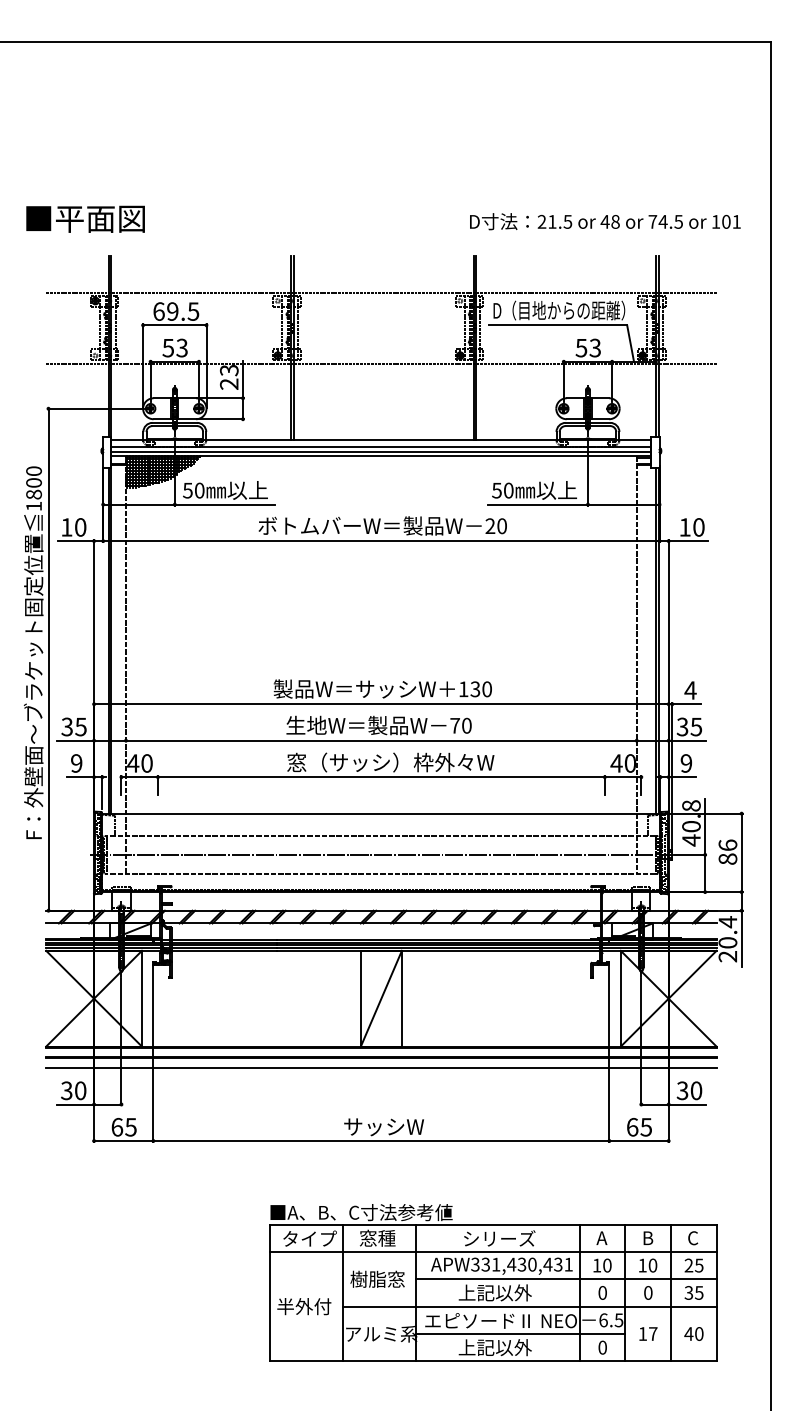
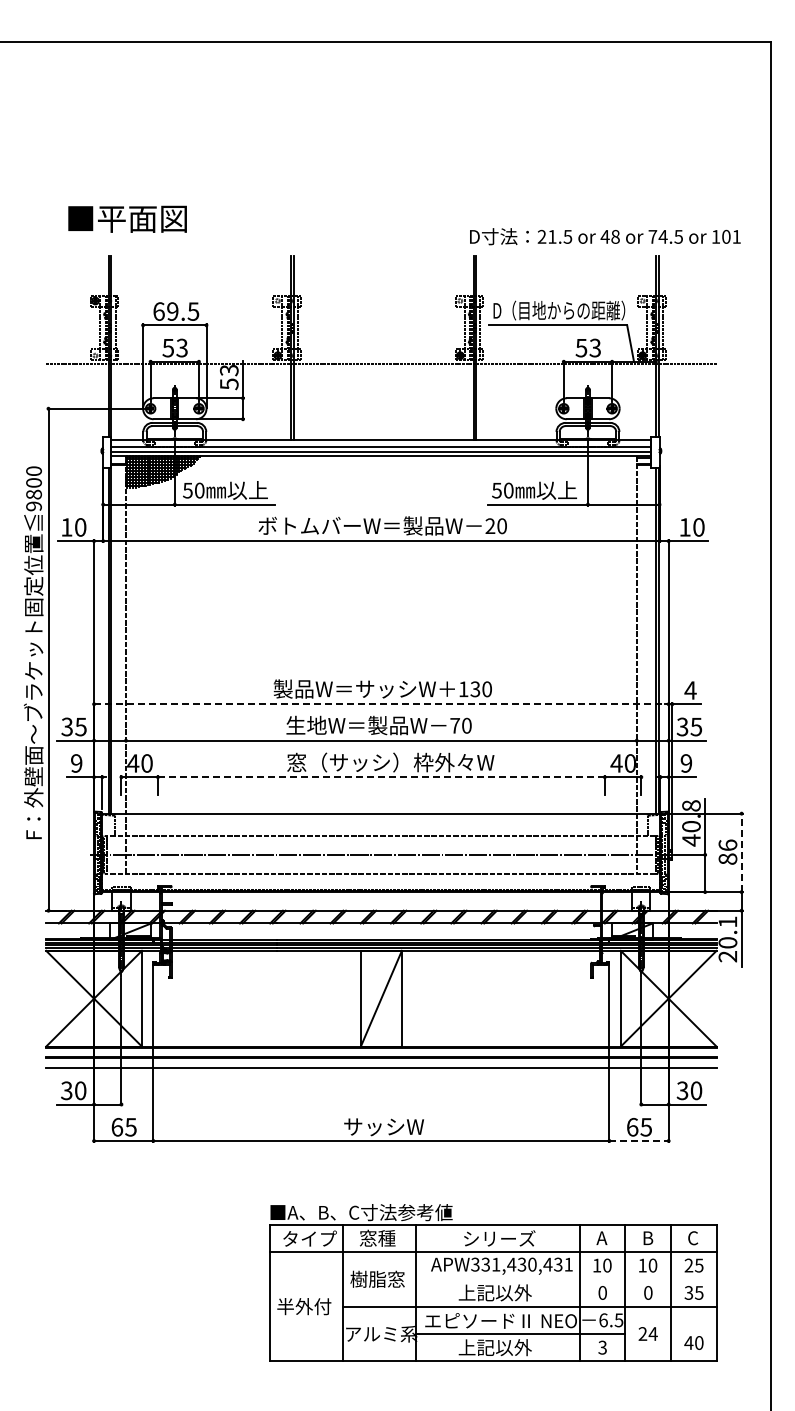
text position: (85, 218) -> (127, 218) (127, 218)
text position: (605, 221) -> (605, 236) (605, 236)
line: present -> none (381, 292)
text: 23 -> 53 (228, 384)
text: 1800 -> 9800 (33, 506)
line: solid -> dashed (381, 704)
line: solid -> dashed (381, 777)
line: solid -> dashed (741, 852)
text: 20.4 -> 20.1 (727, 922)
line: solid -> dashed (639, 1140)
line: present -> none (565, 1279)
text: 17 -> 24 (647, 1333)
text position: (693, 1333) -> (693, 1342) (693, 1342)
text: 0 -> 3 (602, 1347)
